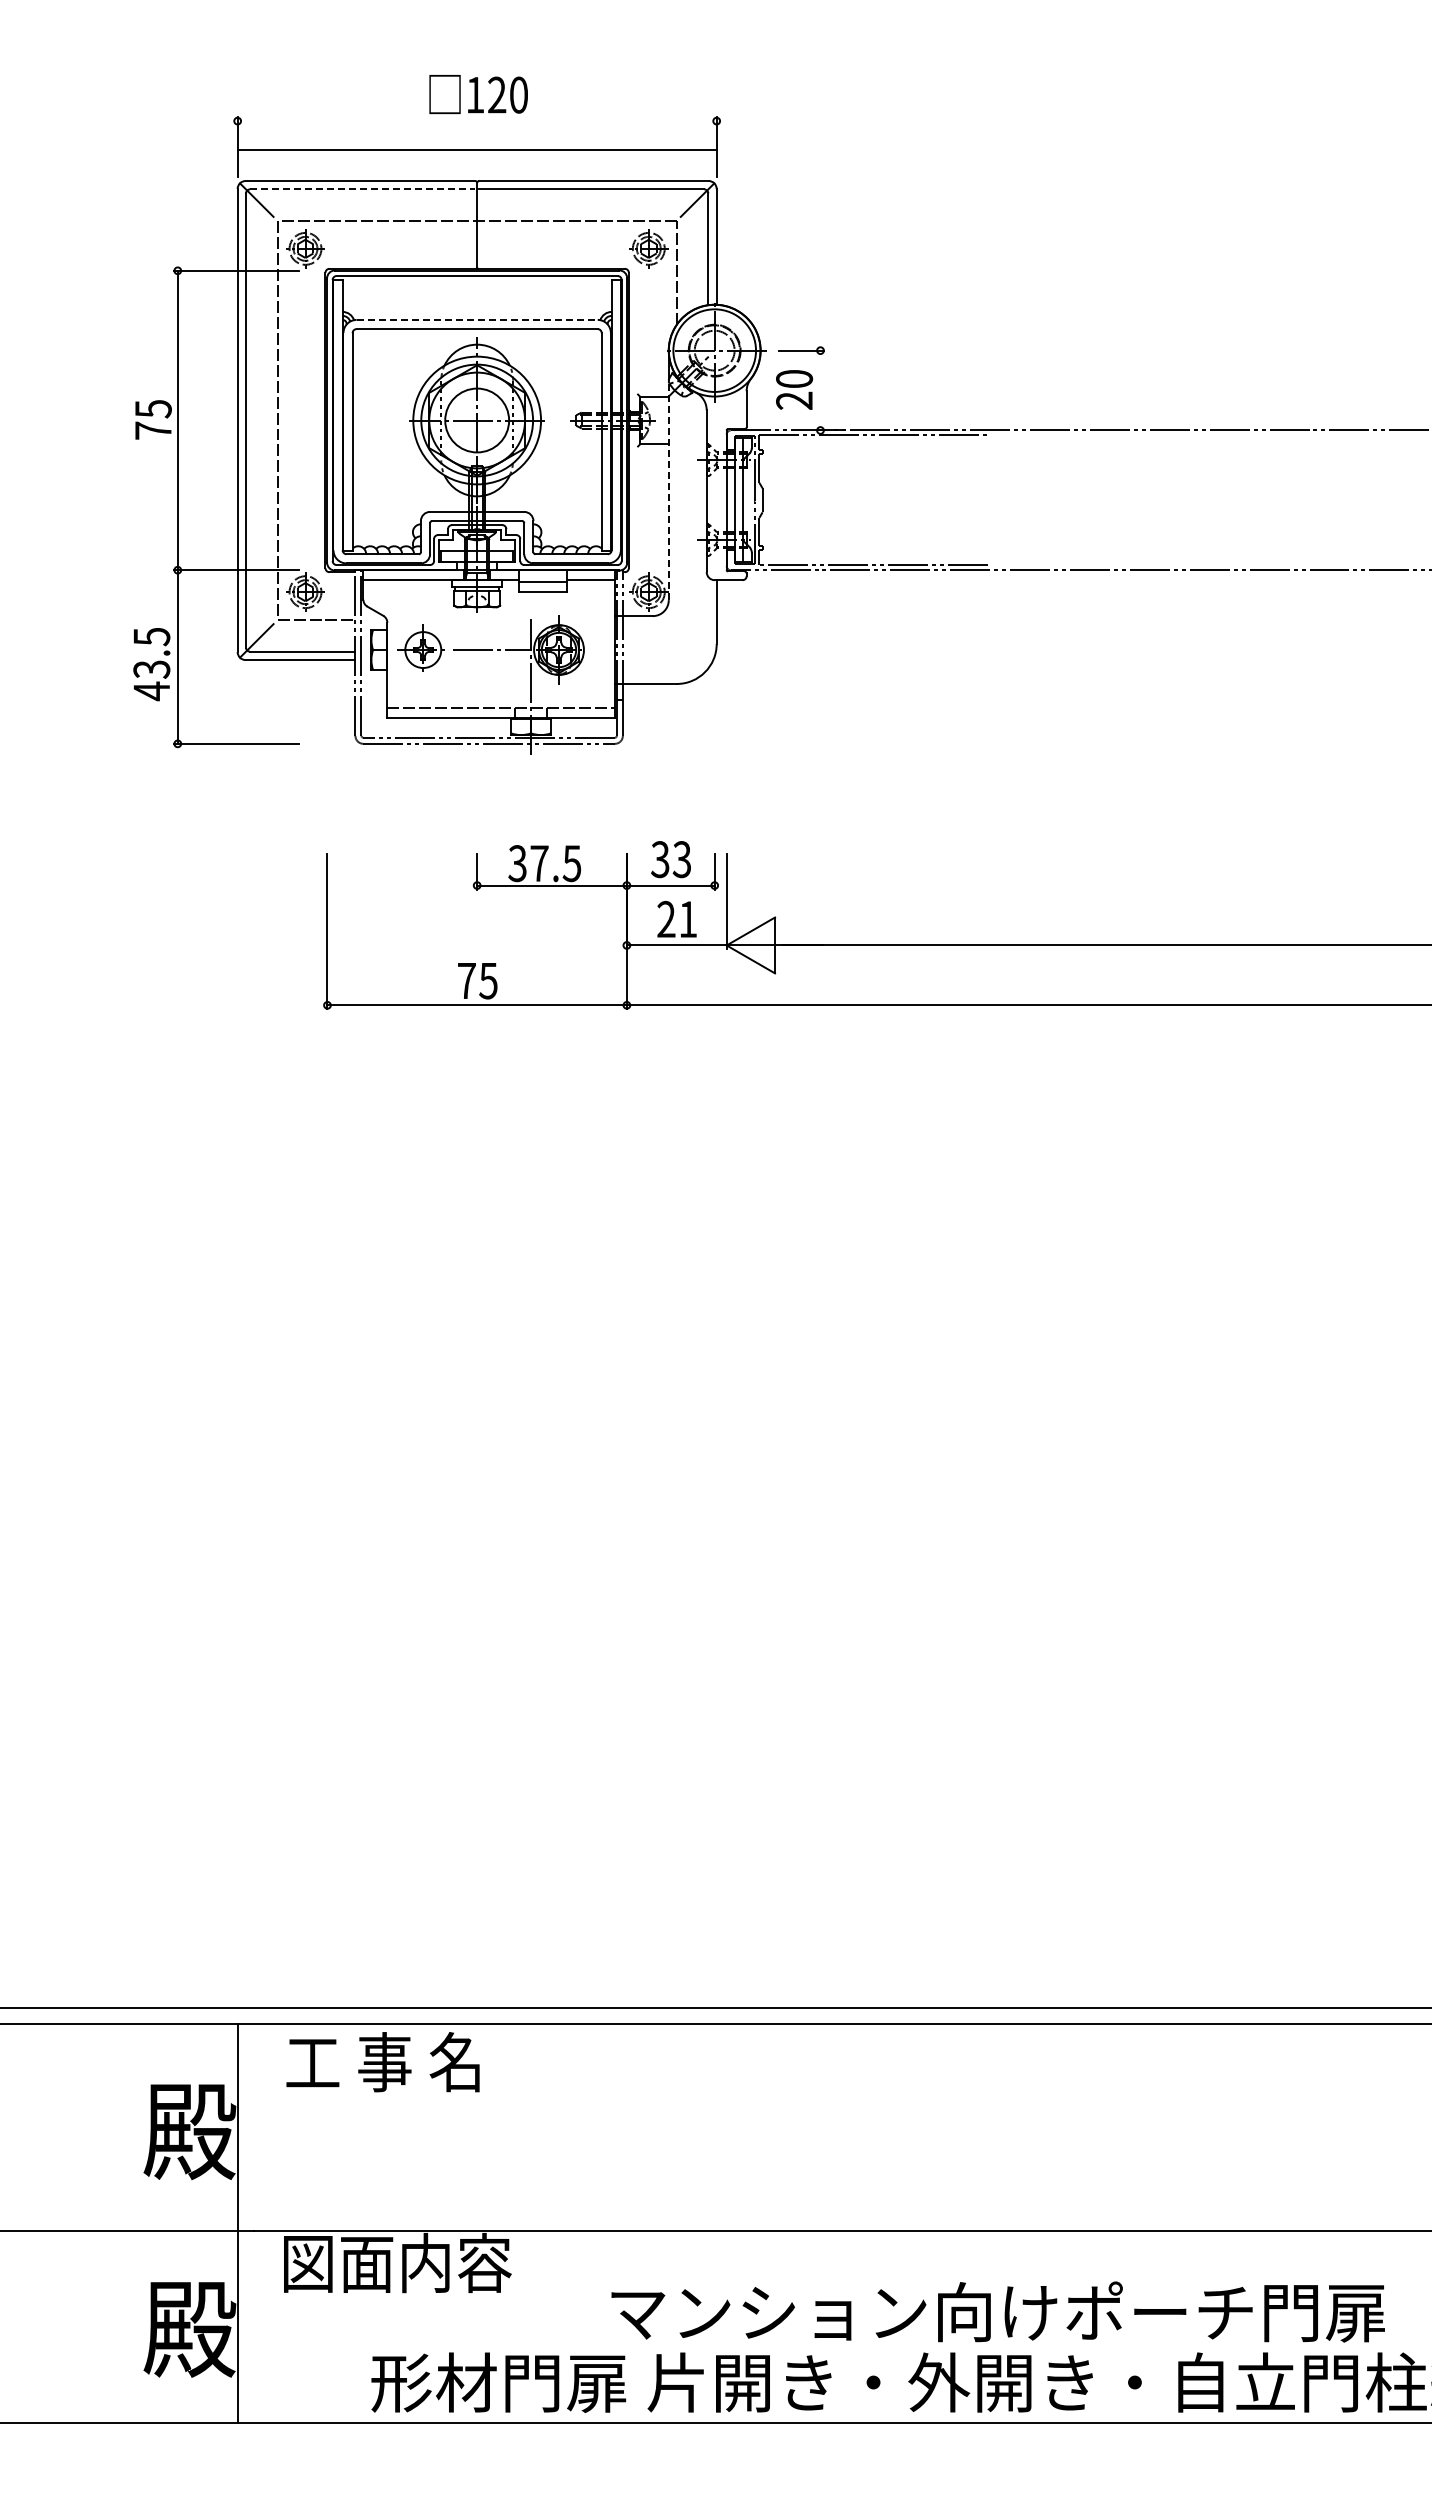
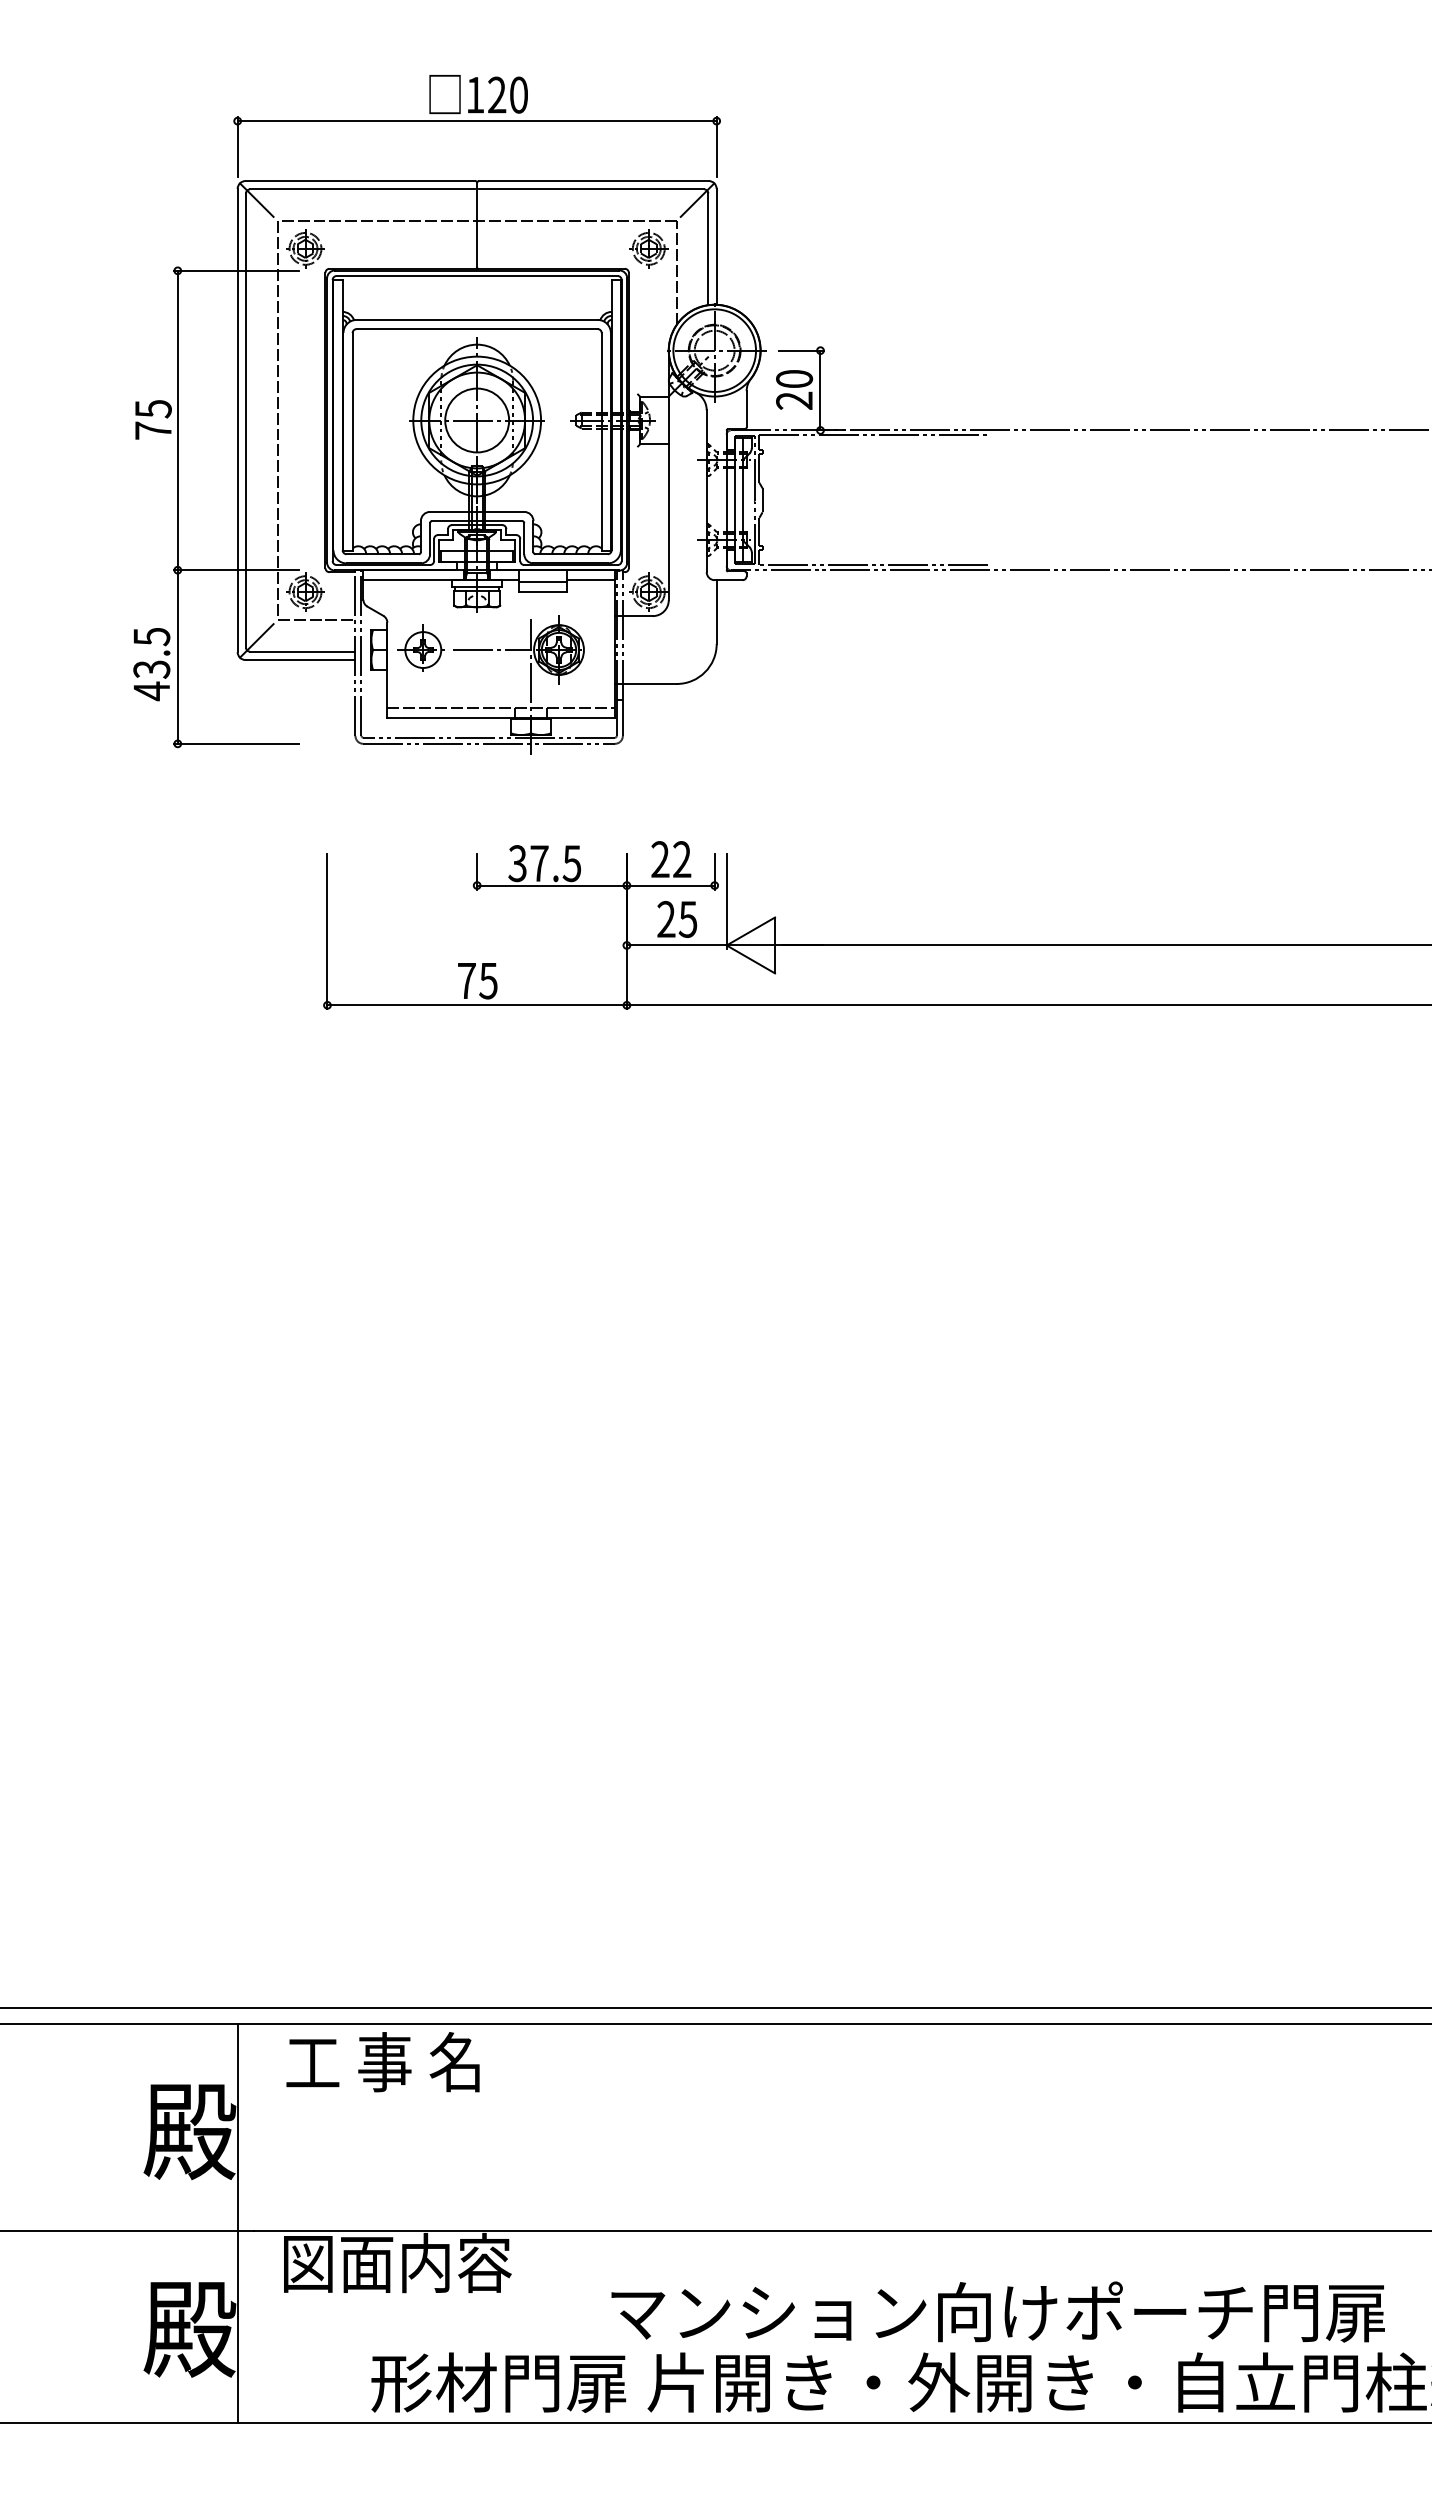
line position: (476, 150) -> (476, 121) (476, 121)
line: dashed -> solid (362, 189)
line: dashed -> solid (477, 319)
line: none -> present (820, 390)
line: dashed -> solid (668, 490)
text: 33 -> 22 (671, 859)
text: 21 -> 25 (687, 919)
